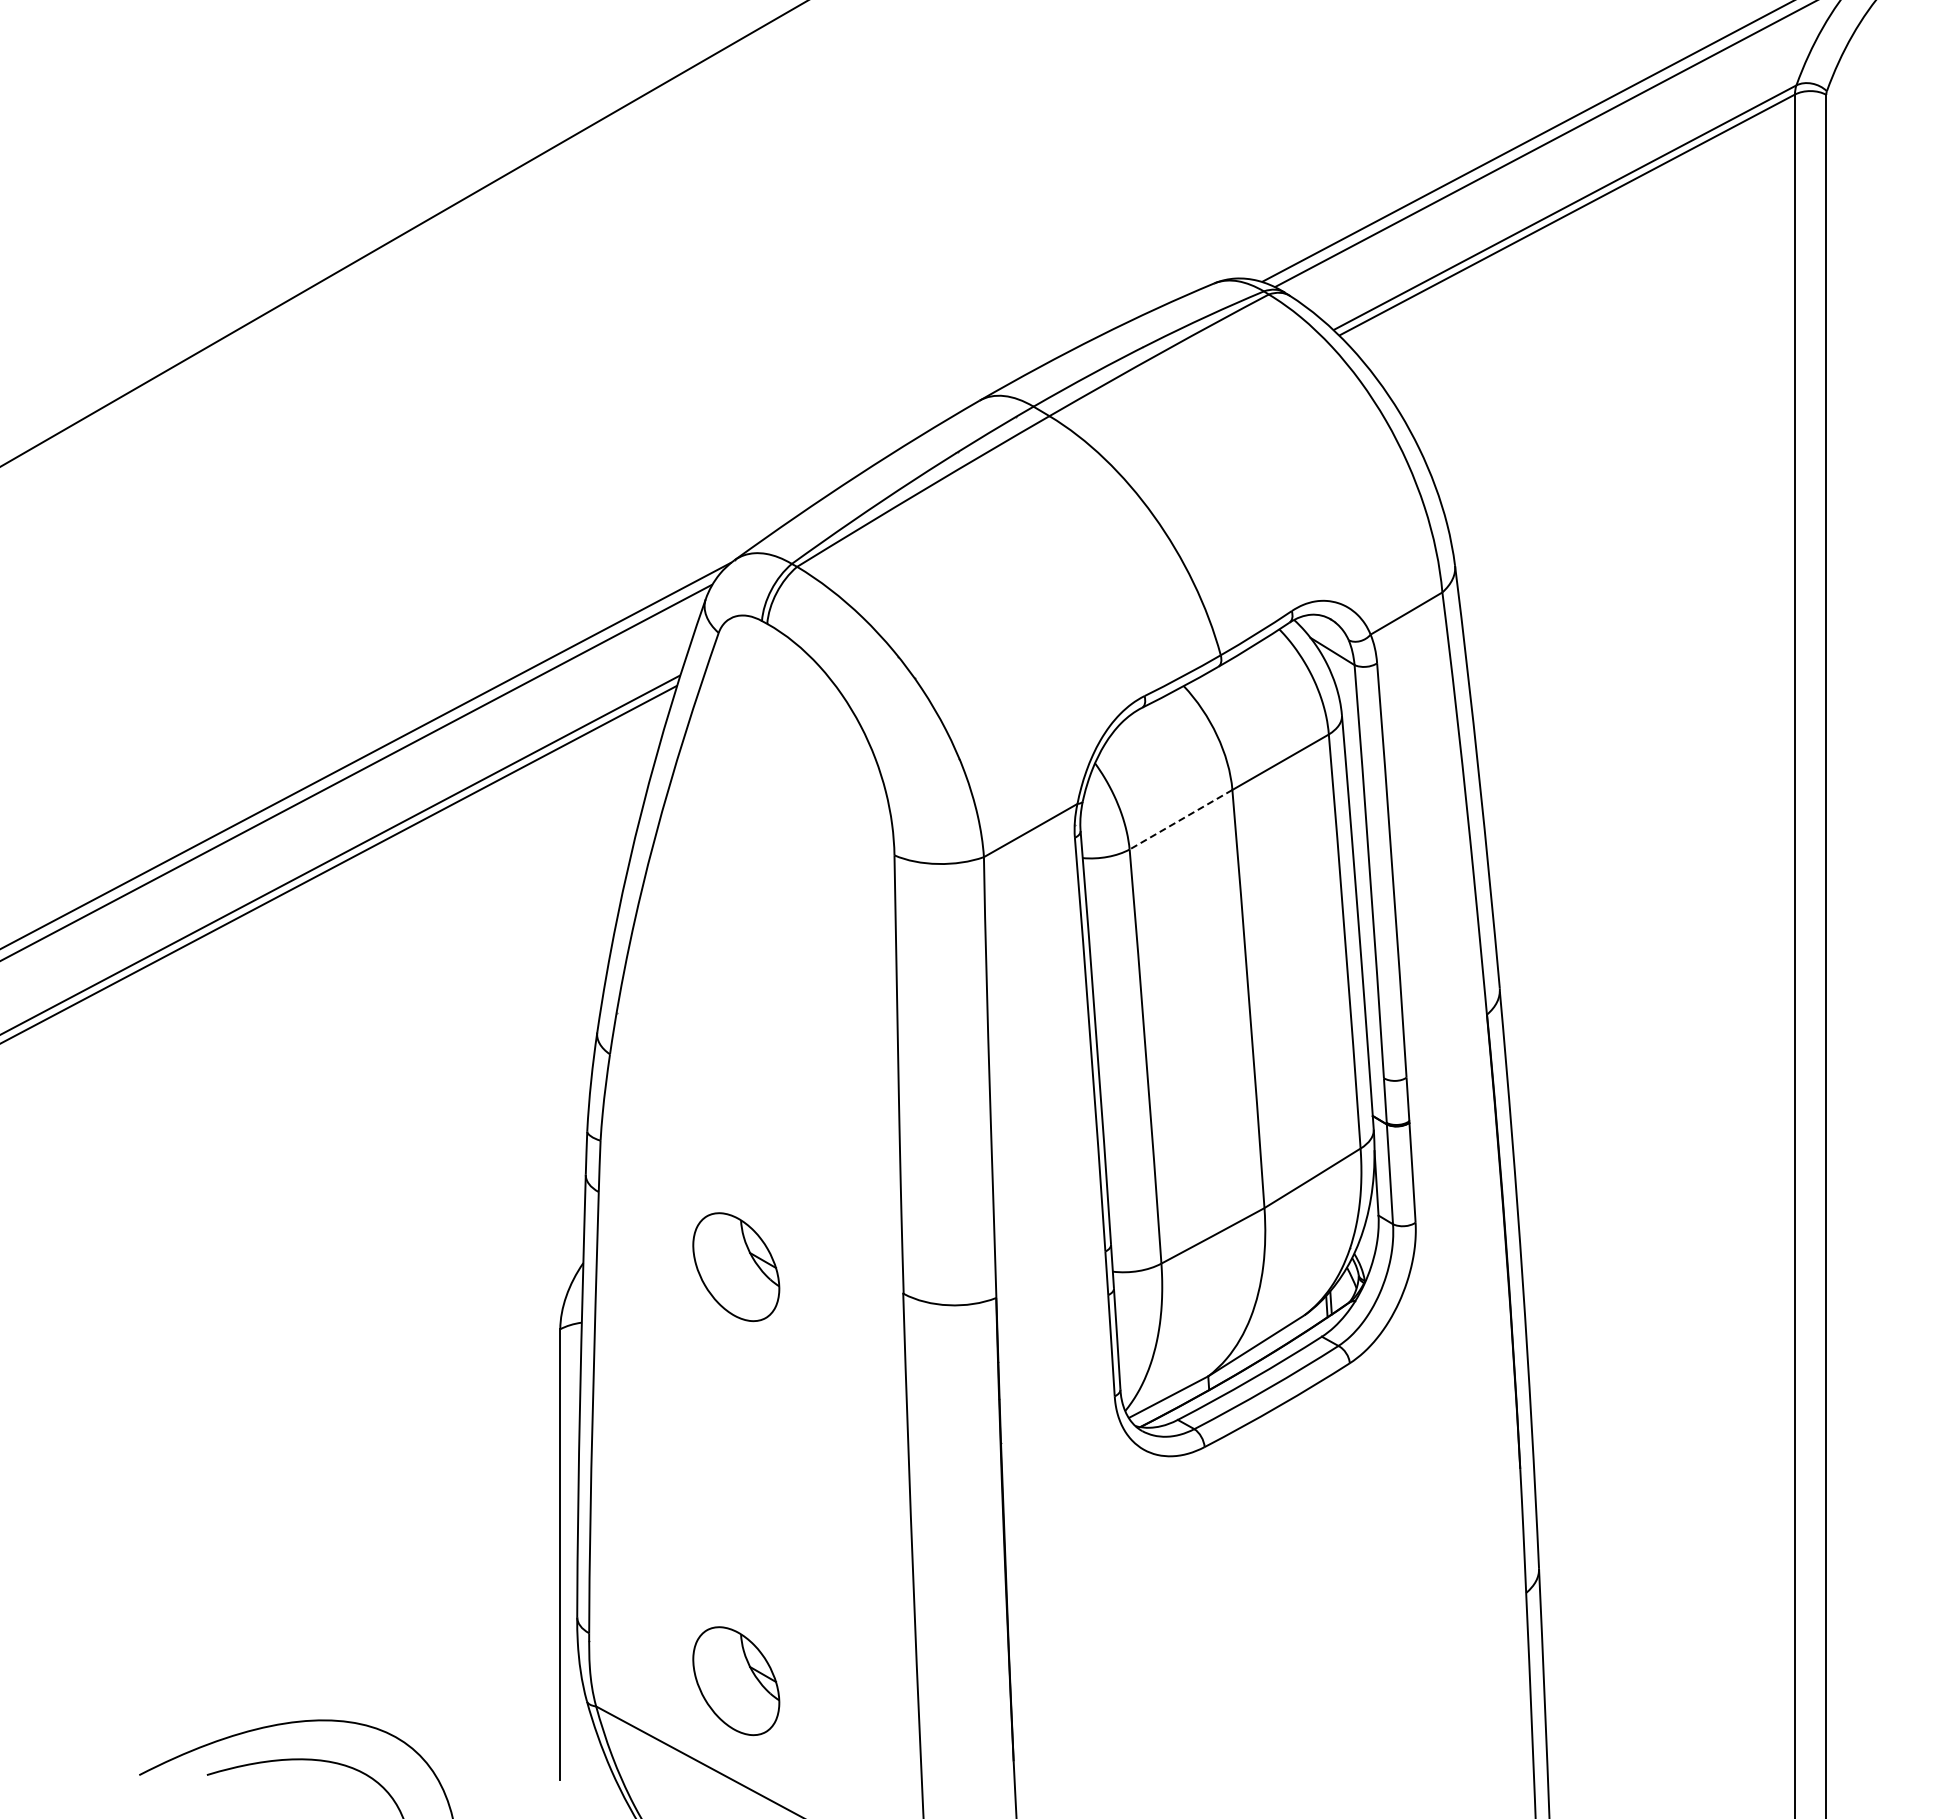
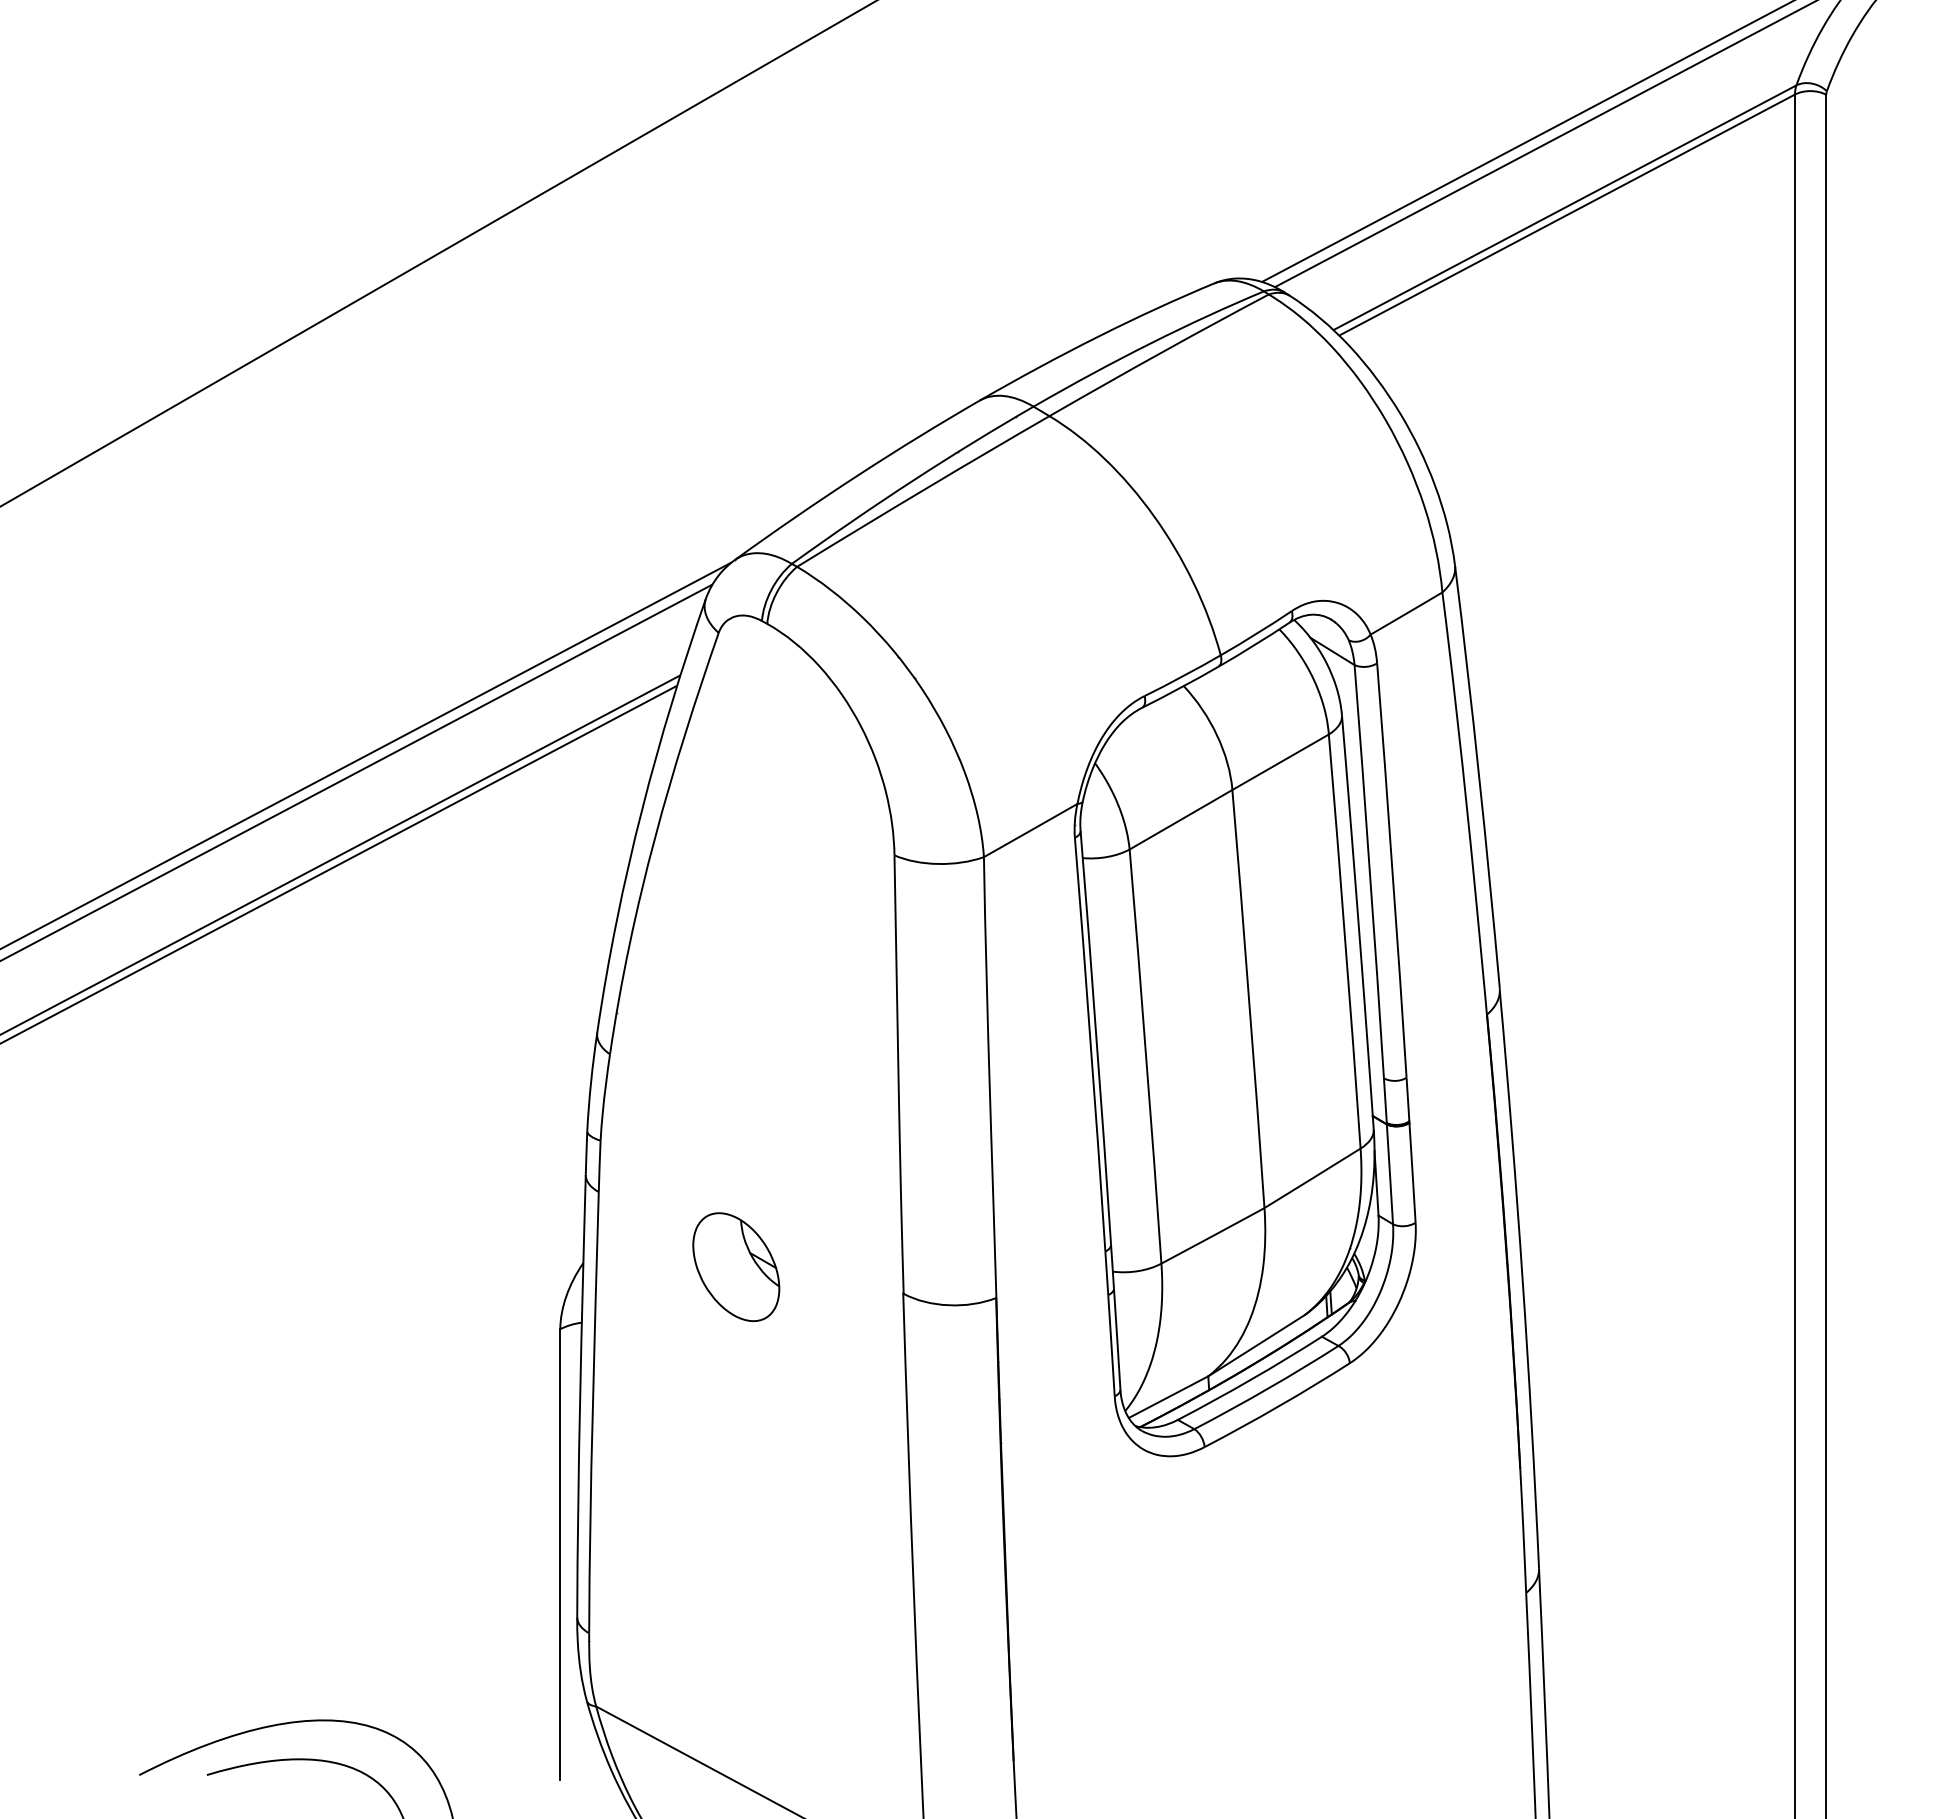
line position: (403, 233) -> (438, 253) (438, 253)
line: dashed -> solid (1180, 820)
part: present -> none (736, 1681)
